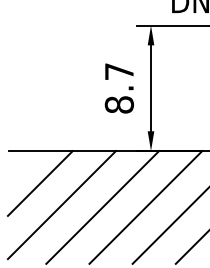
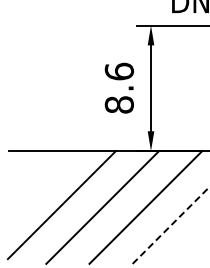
text: 8.7 -> 8.6 (119, 71)
line: present -> none (39, 183)
line: solid -> dashed (171, 225)
line: present -> none (190, 248)
